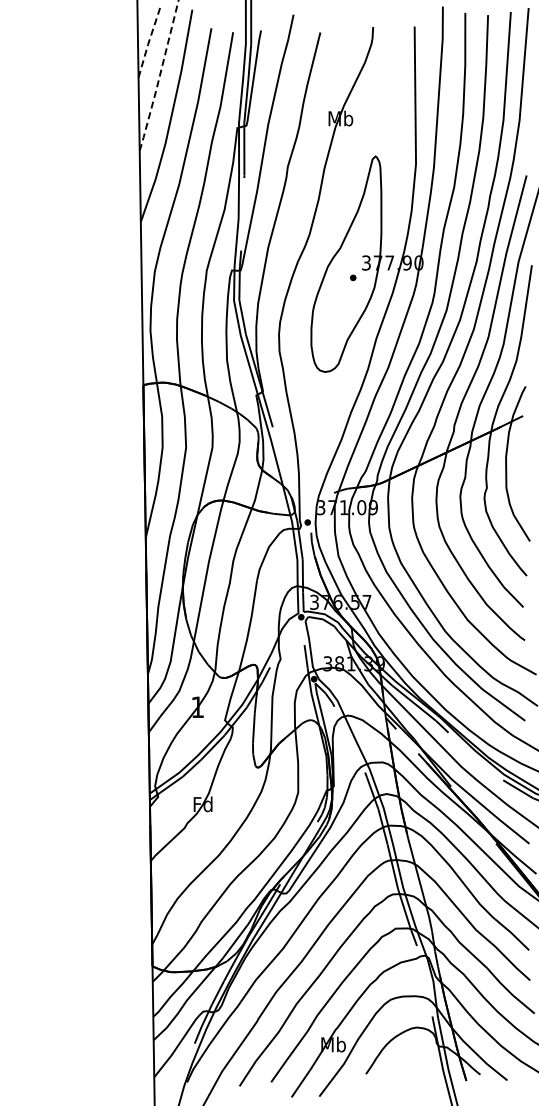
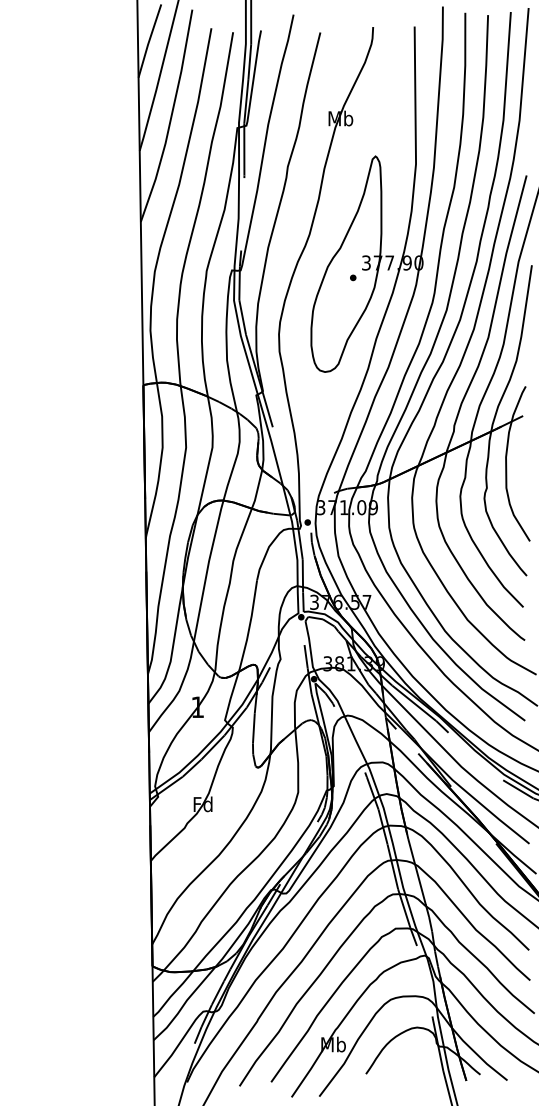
line: dashed -> solid (149, 41)
line: dashed -> solid (159, 76)
